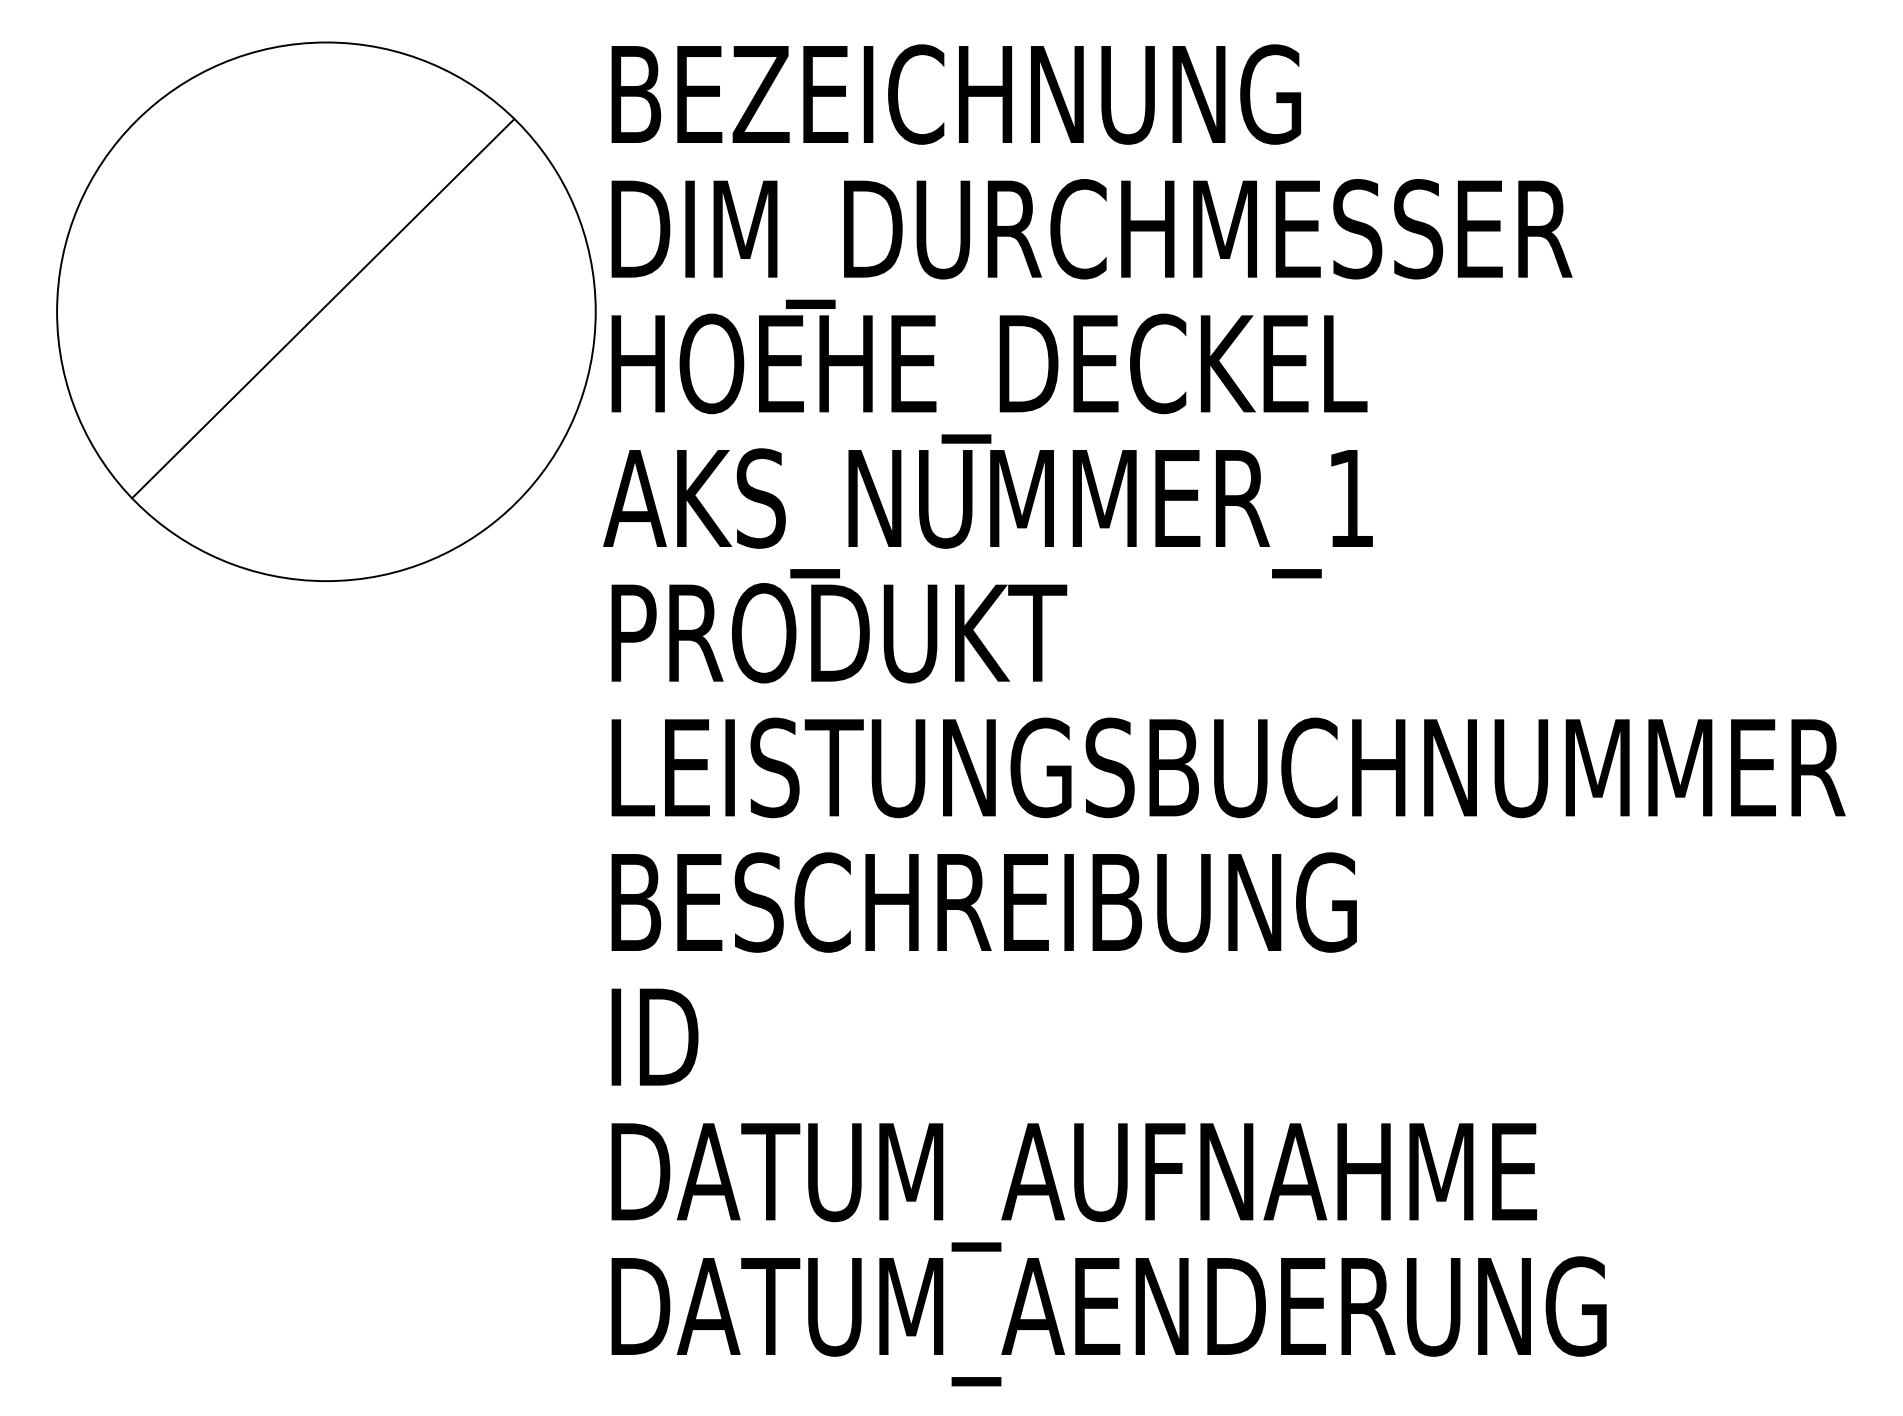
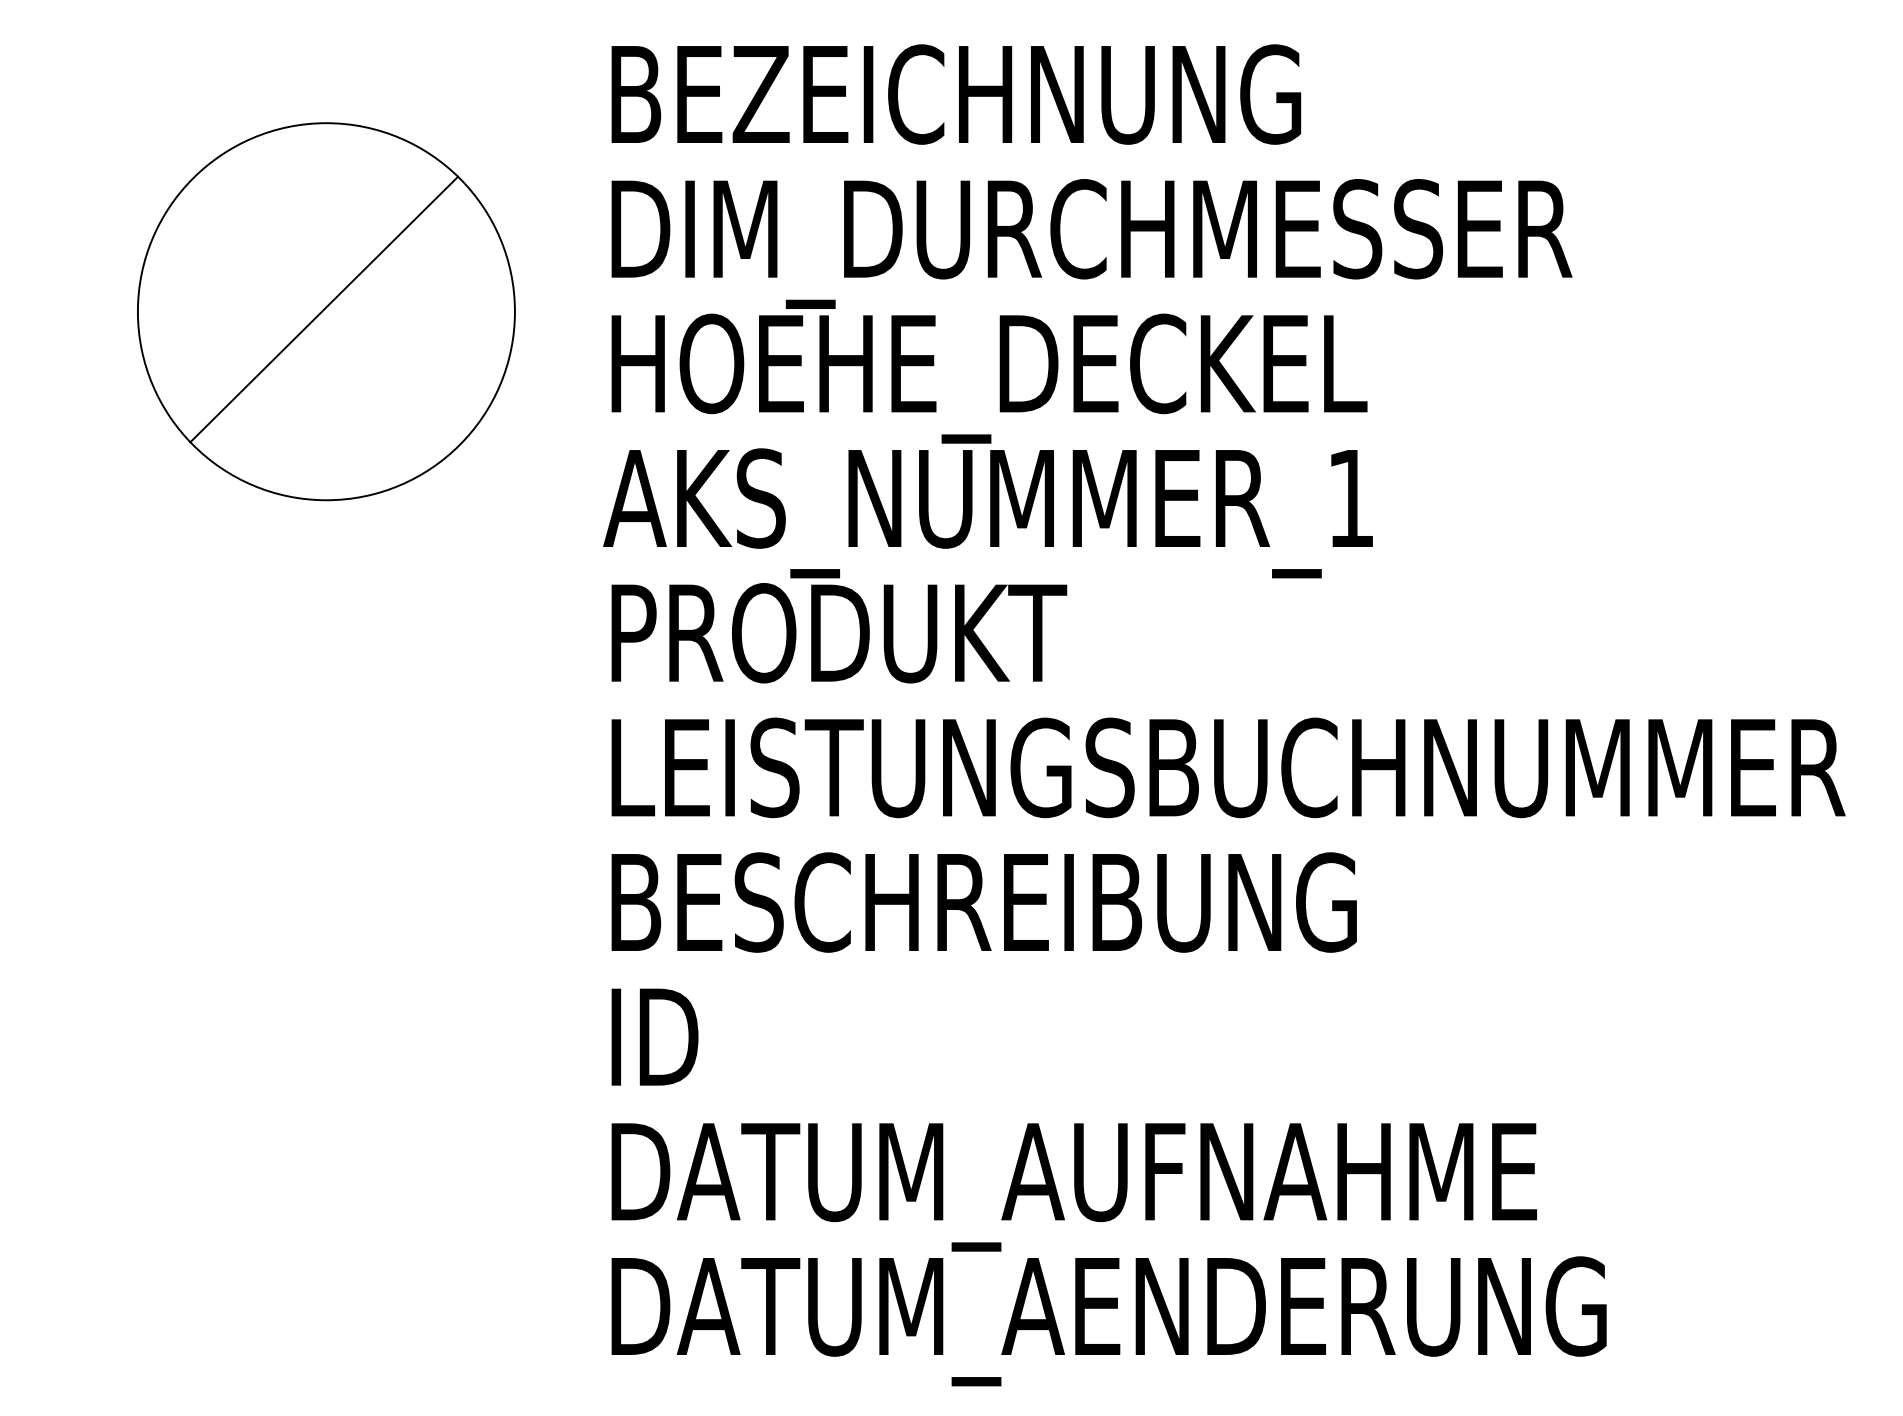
part size: 541x541 px -> 379x380 px (326, 311)
